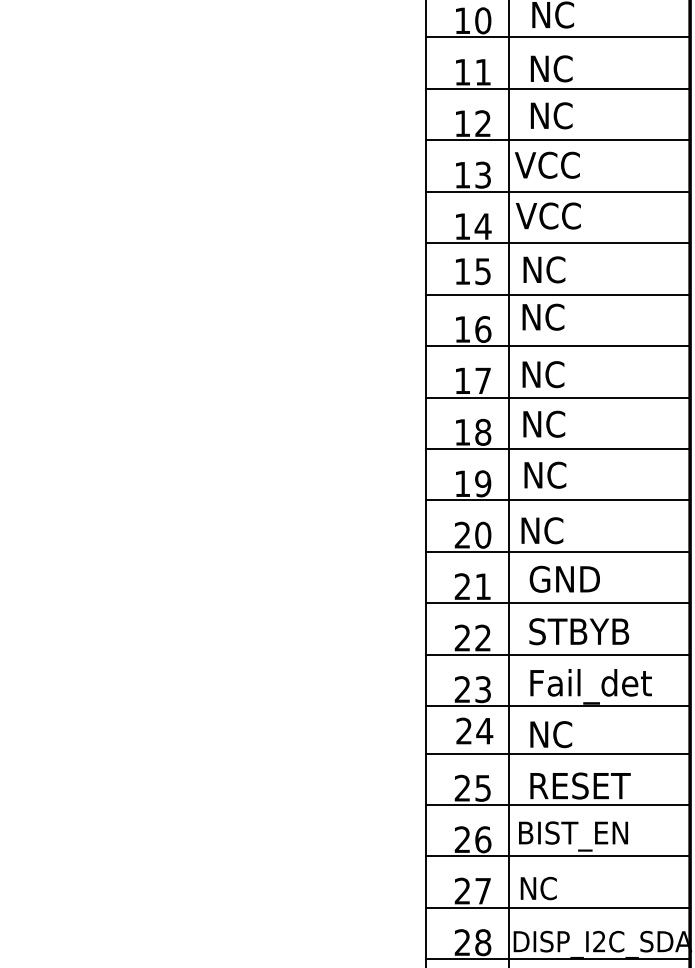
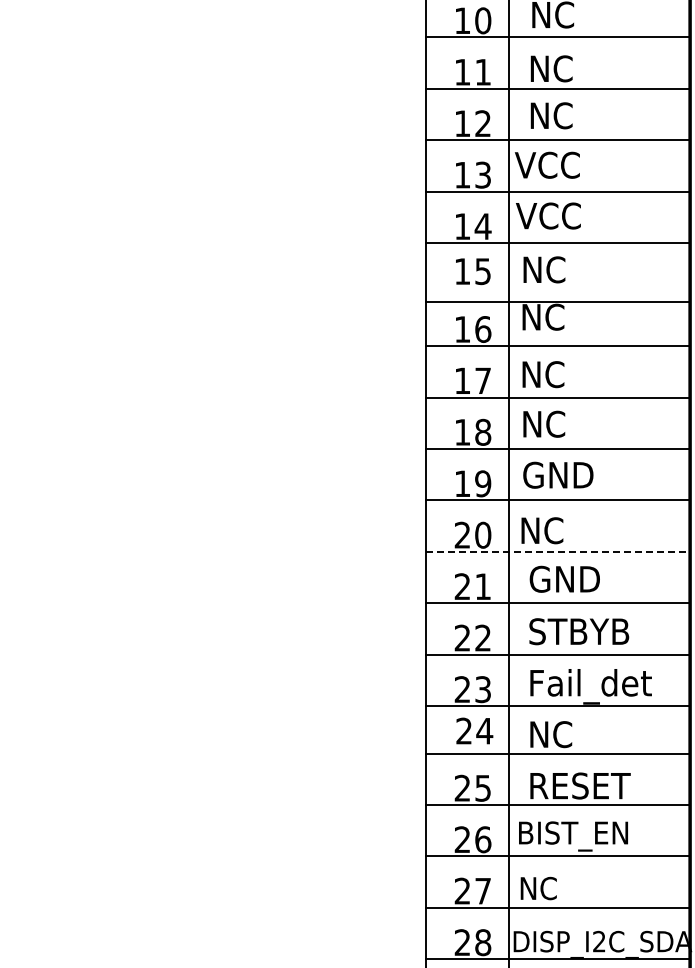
line position: (557, 294) -> (557, 301) (557, 301)
text: NC -> GND (558, 474)
line: solid -> dashed (558, 551)
